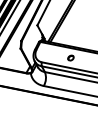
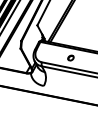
line: present -> none (69, 77)
line: present -> none (68, 91)
